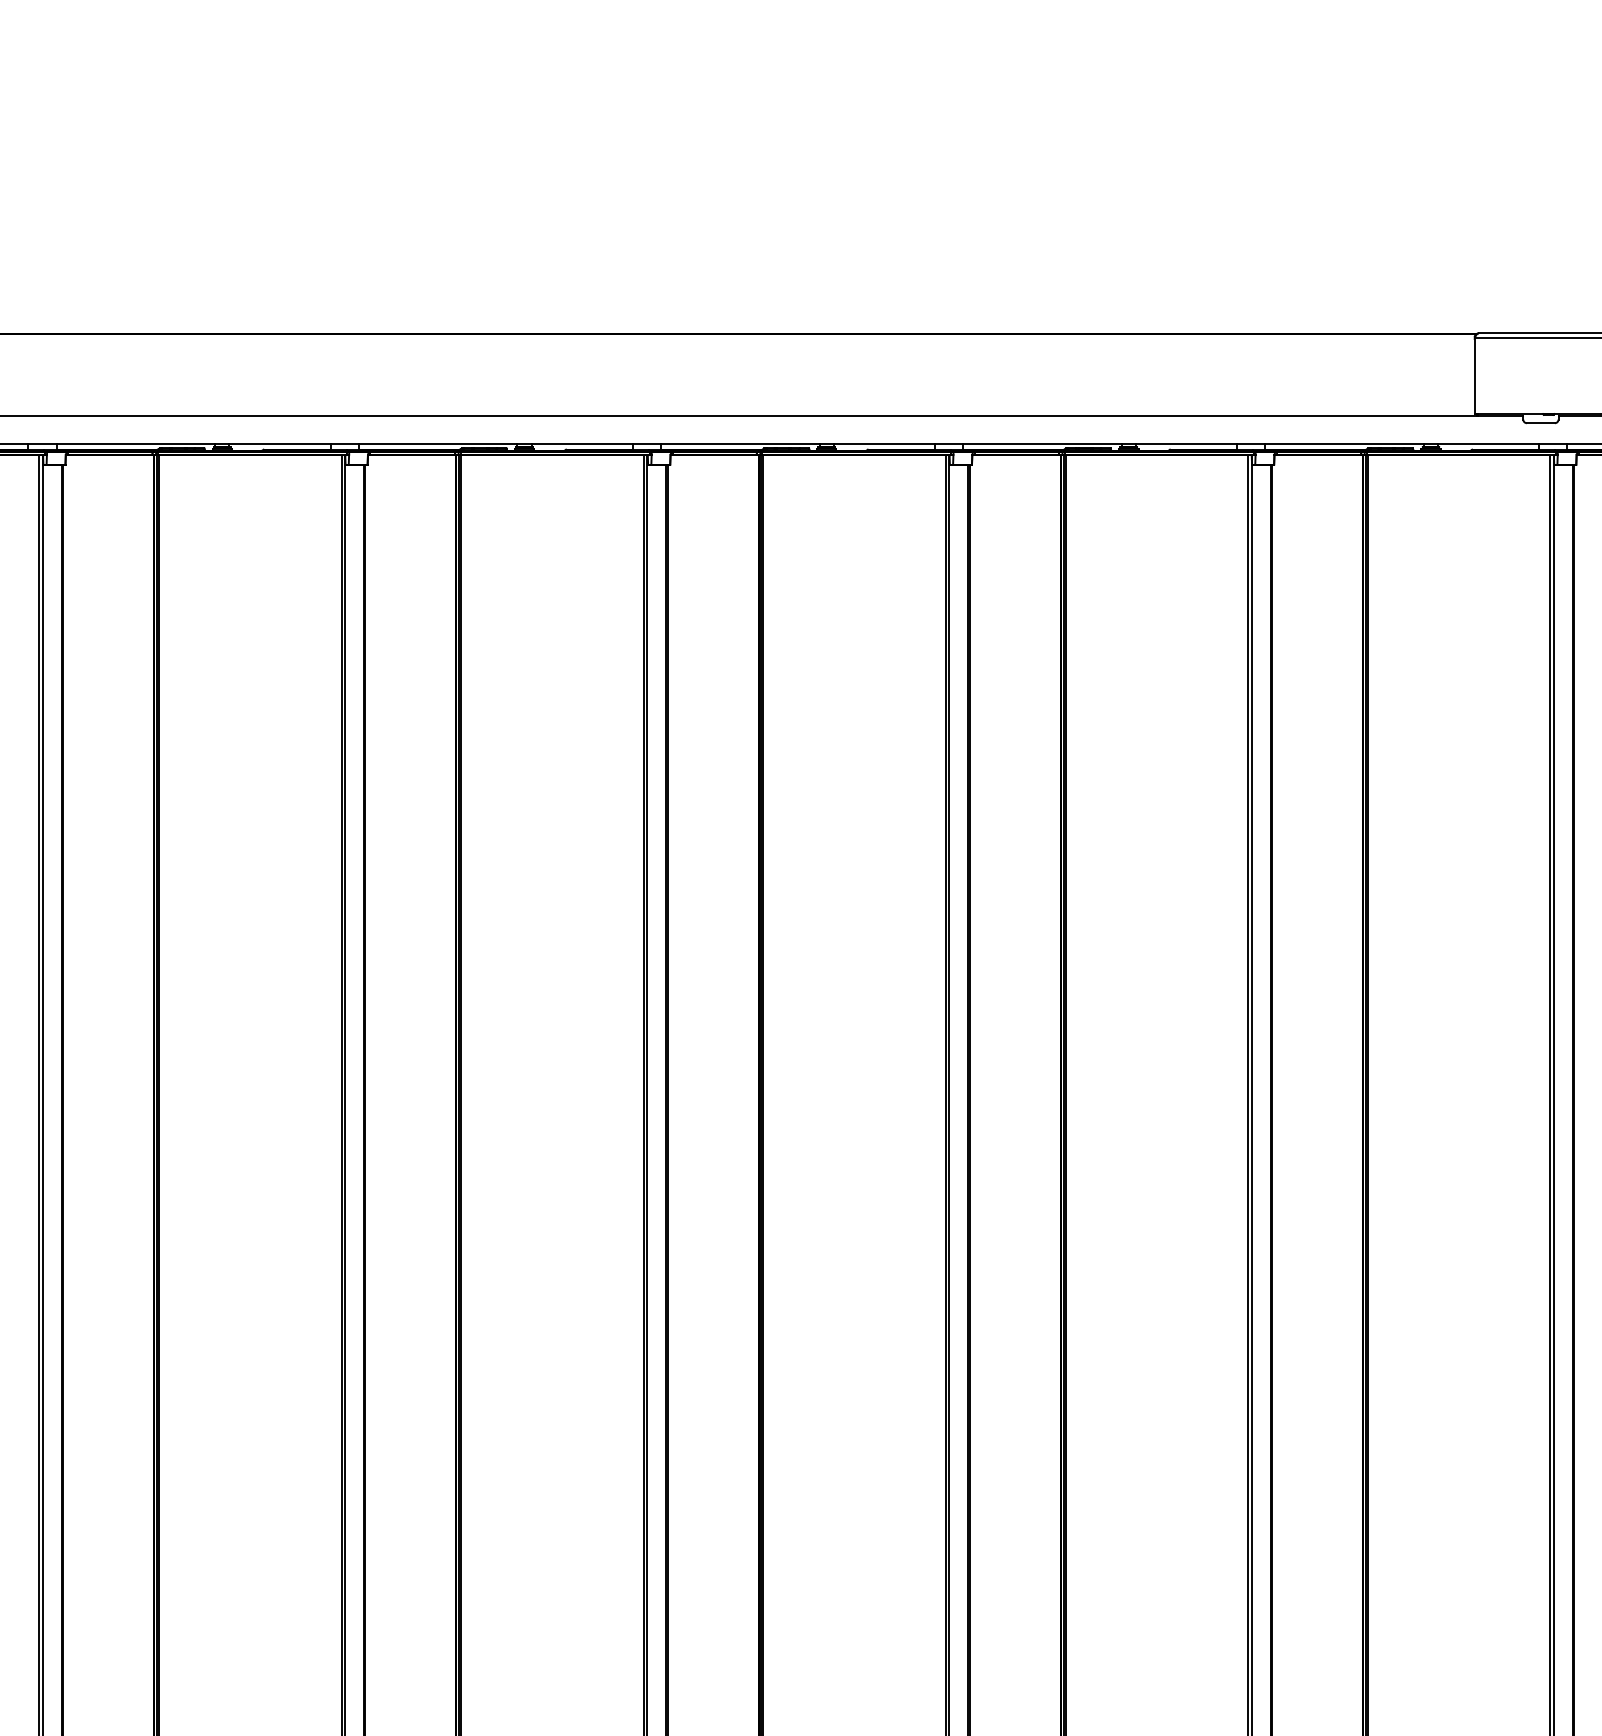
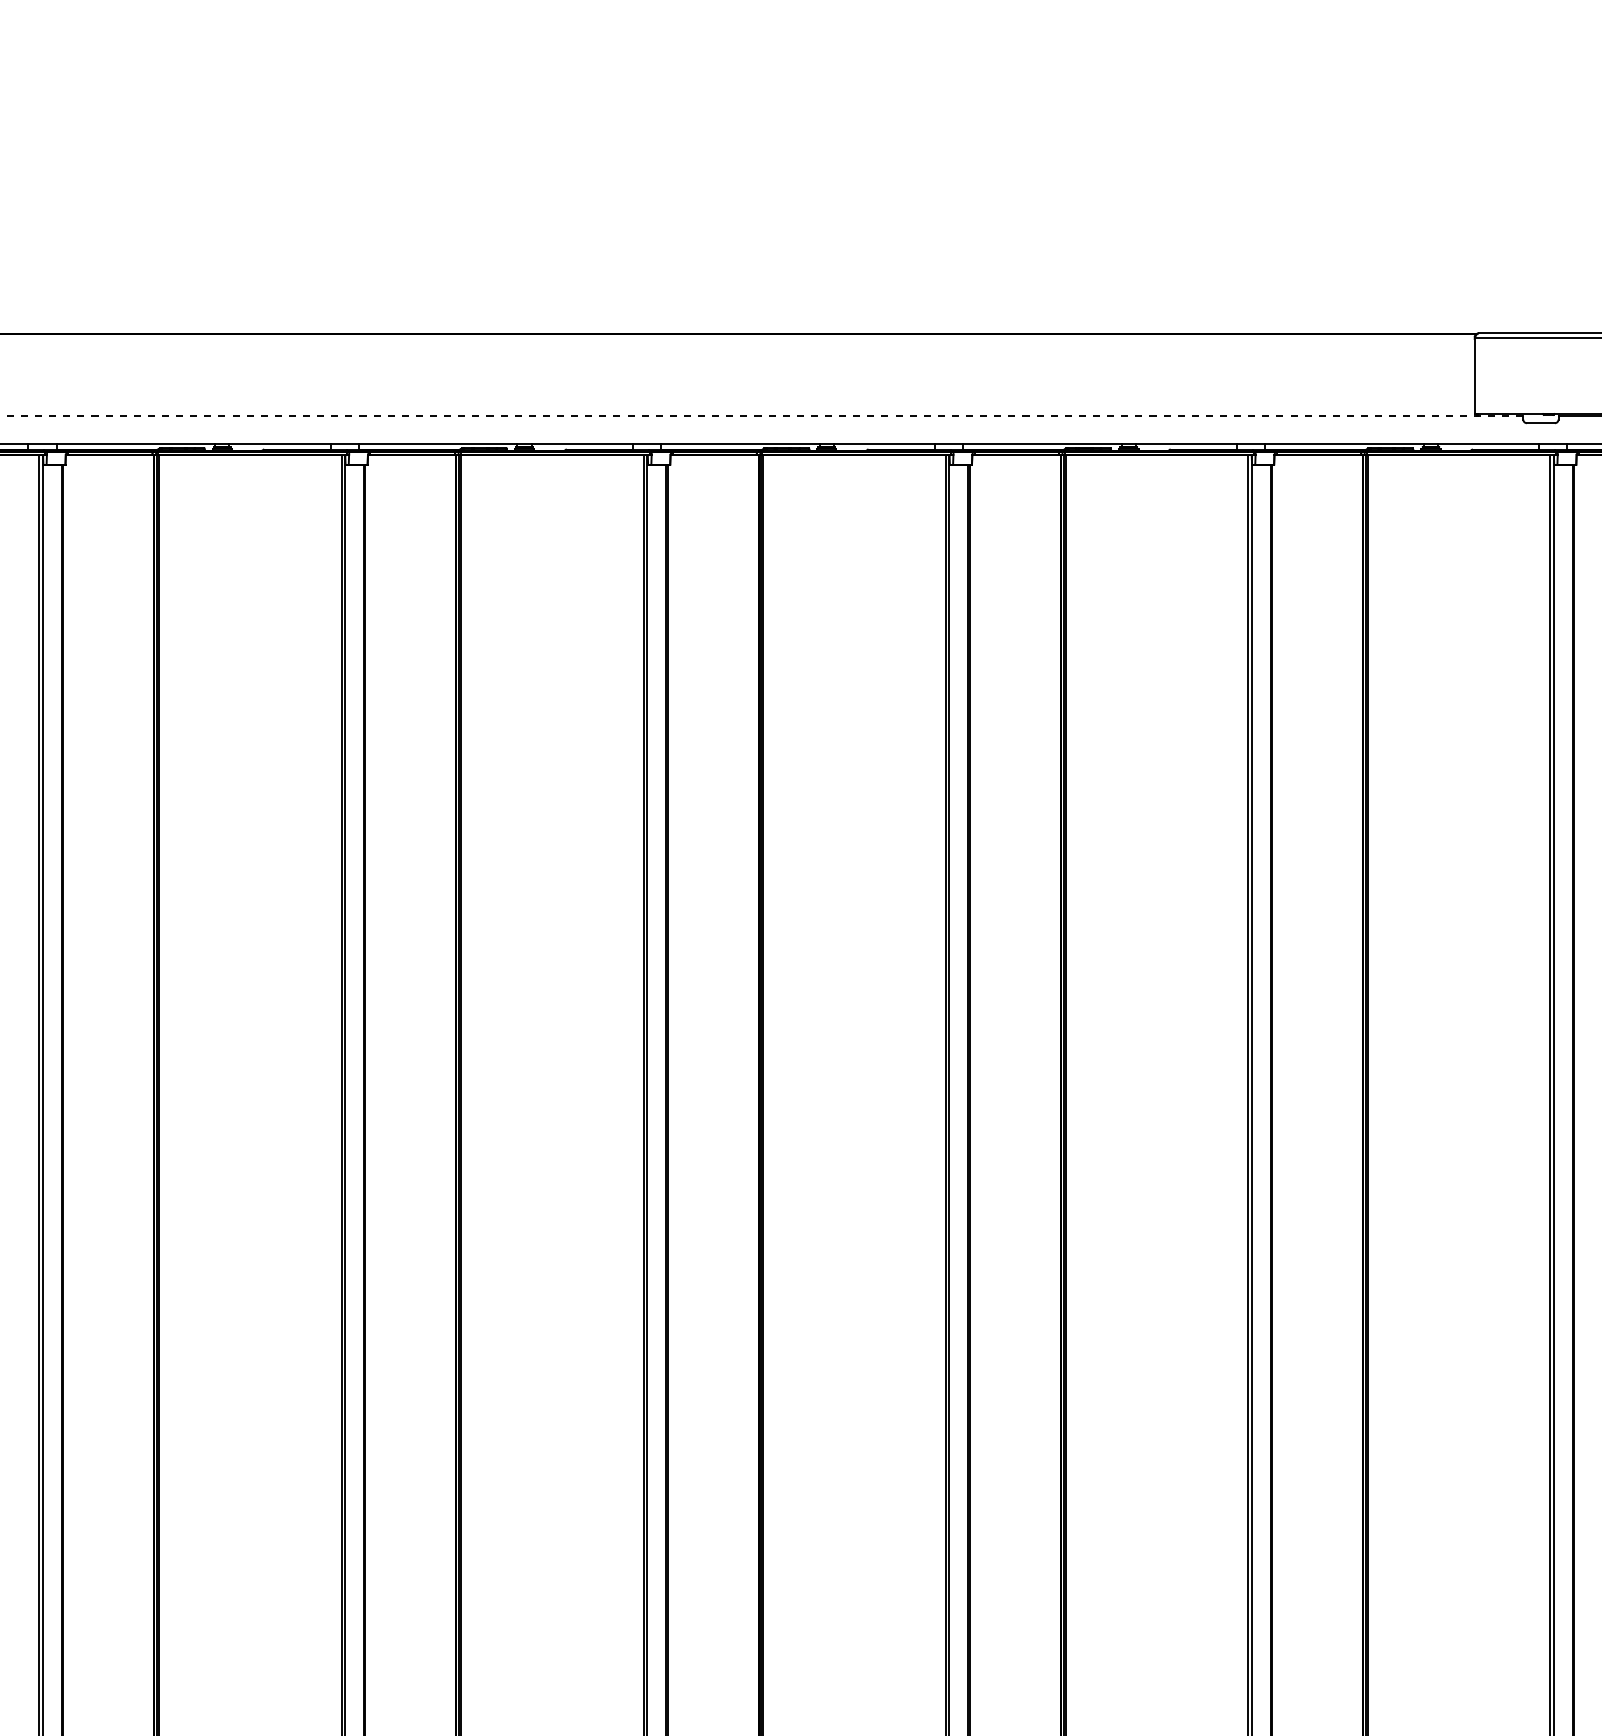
line: solid -> dashed (761, 416)
